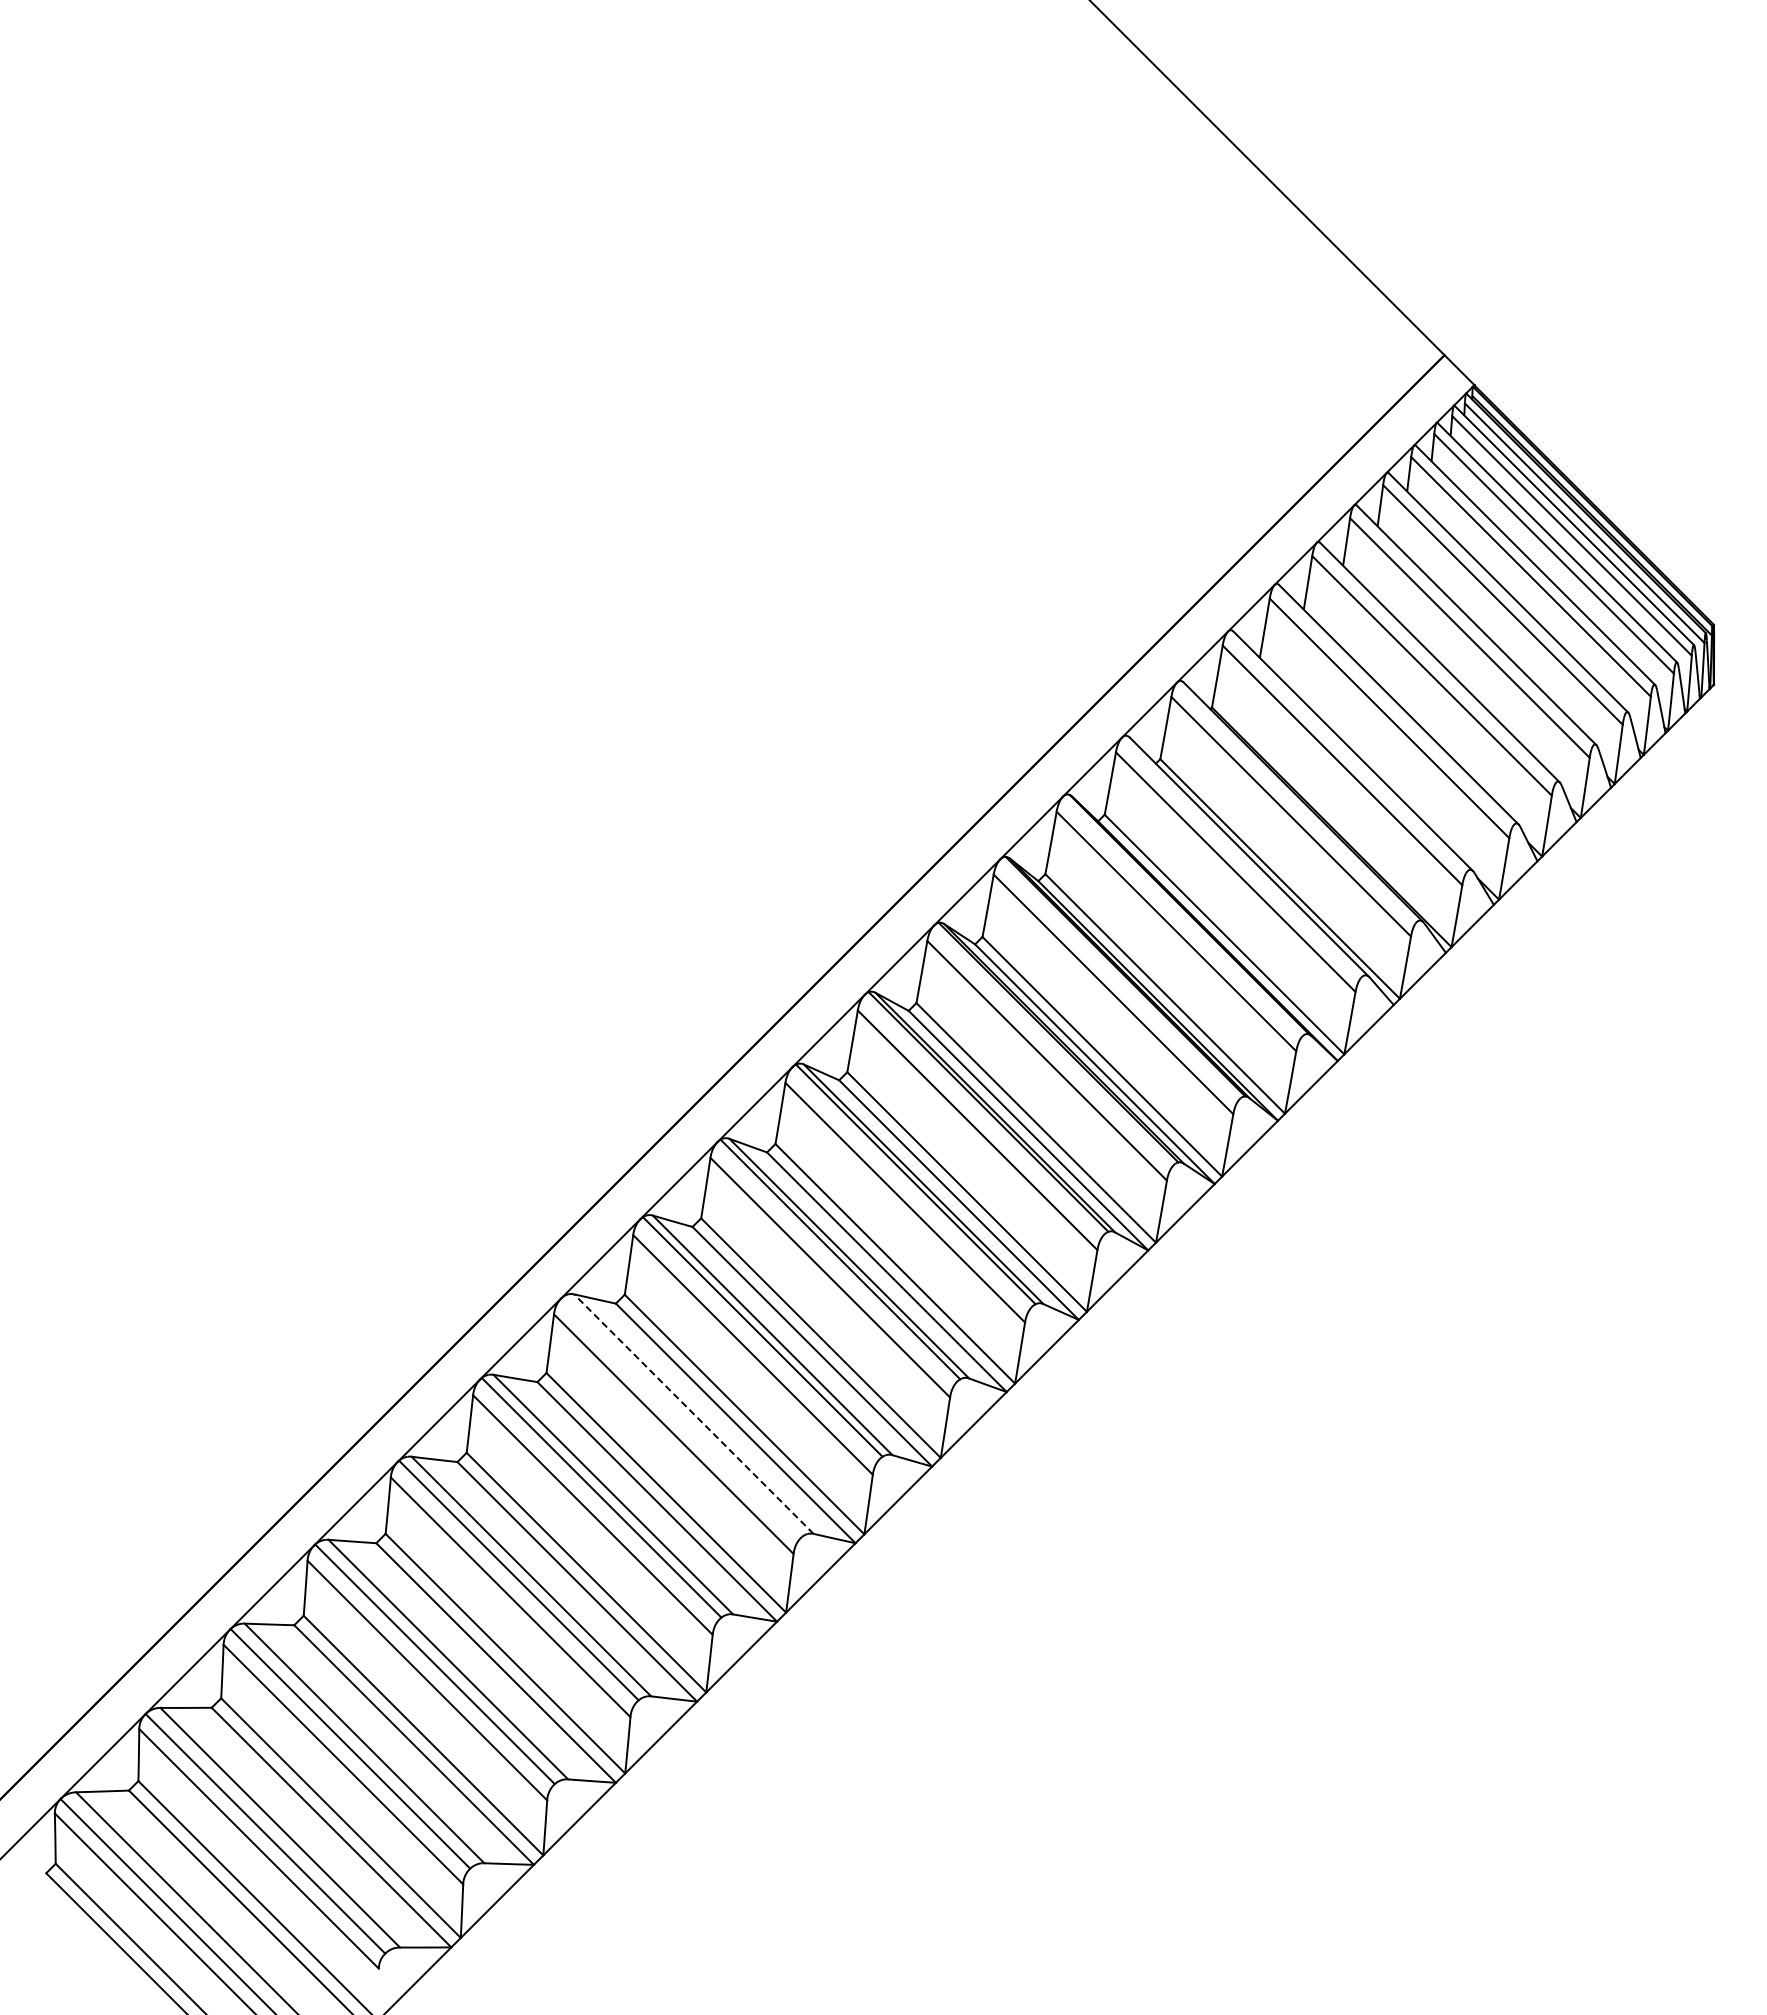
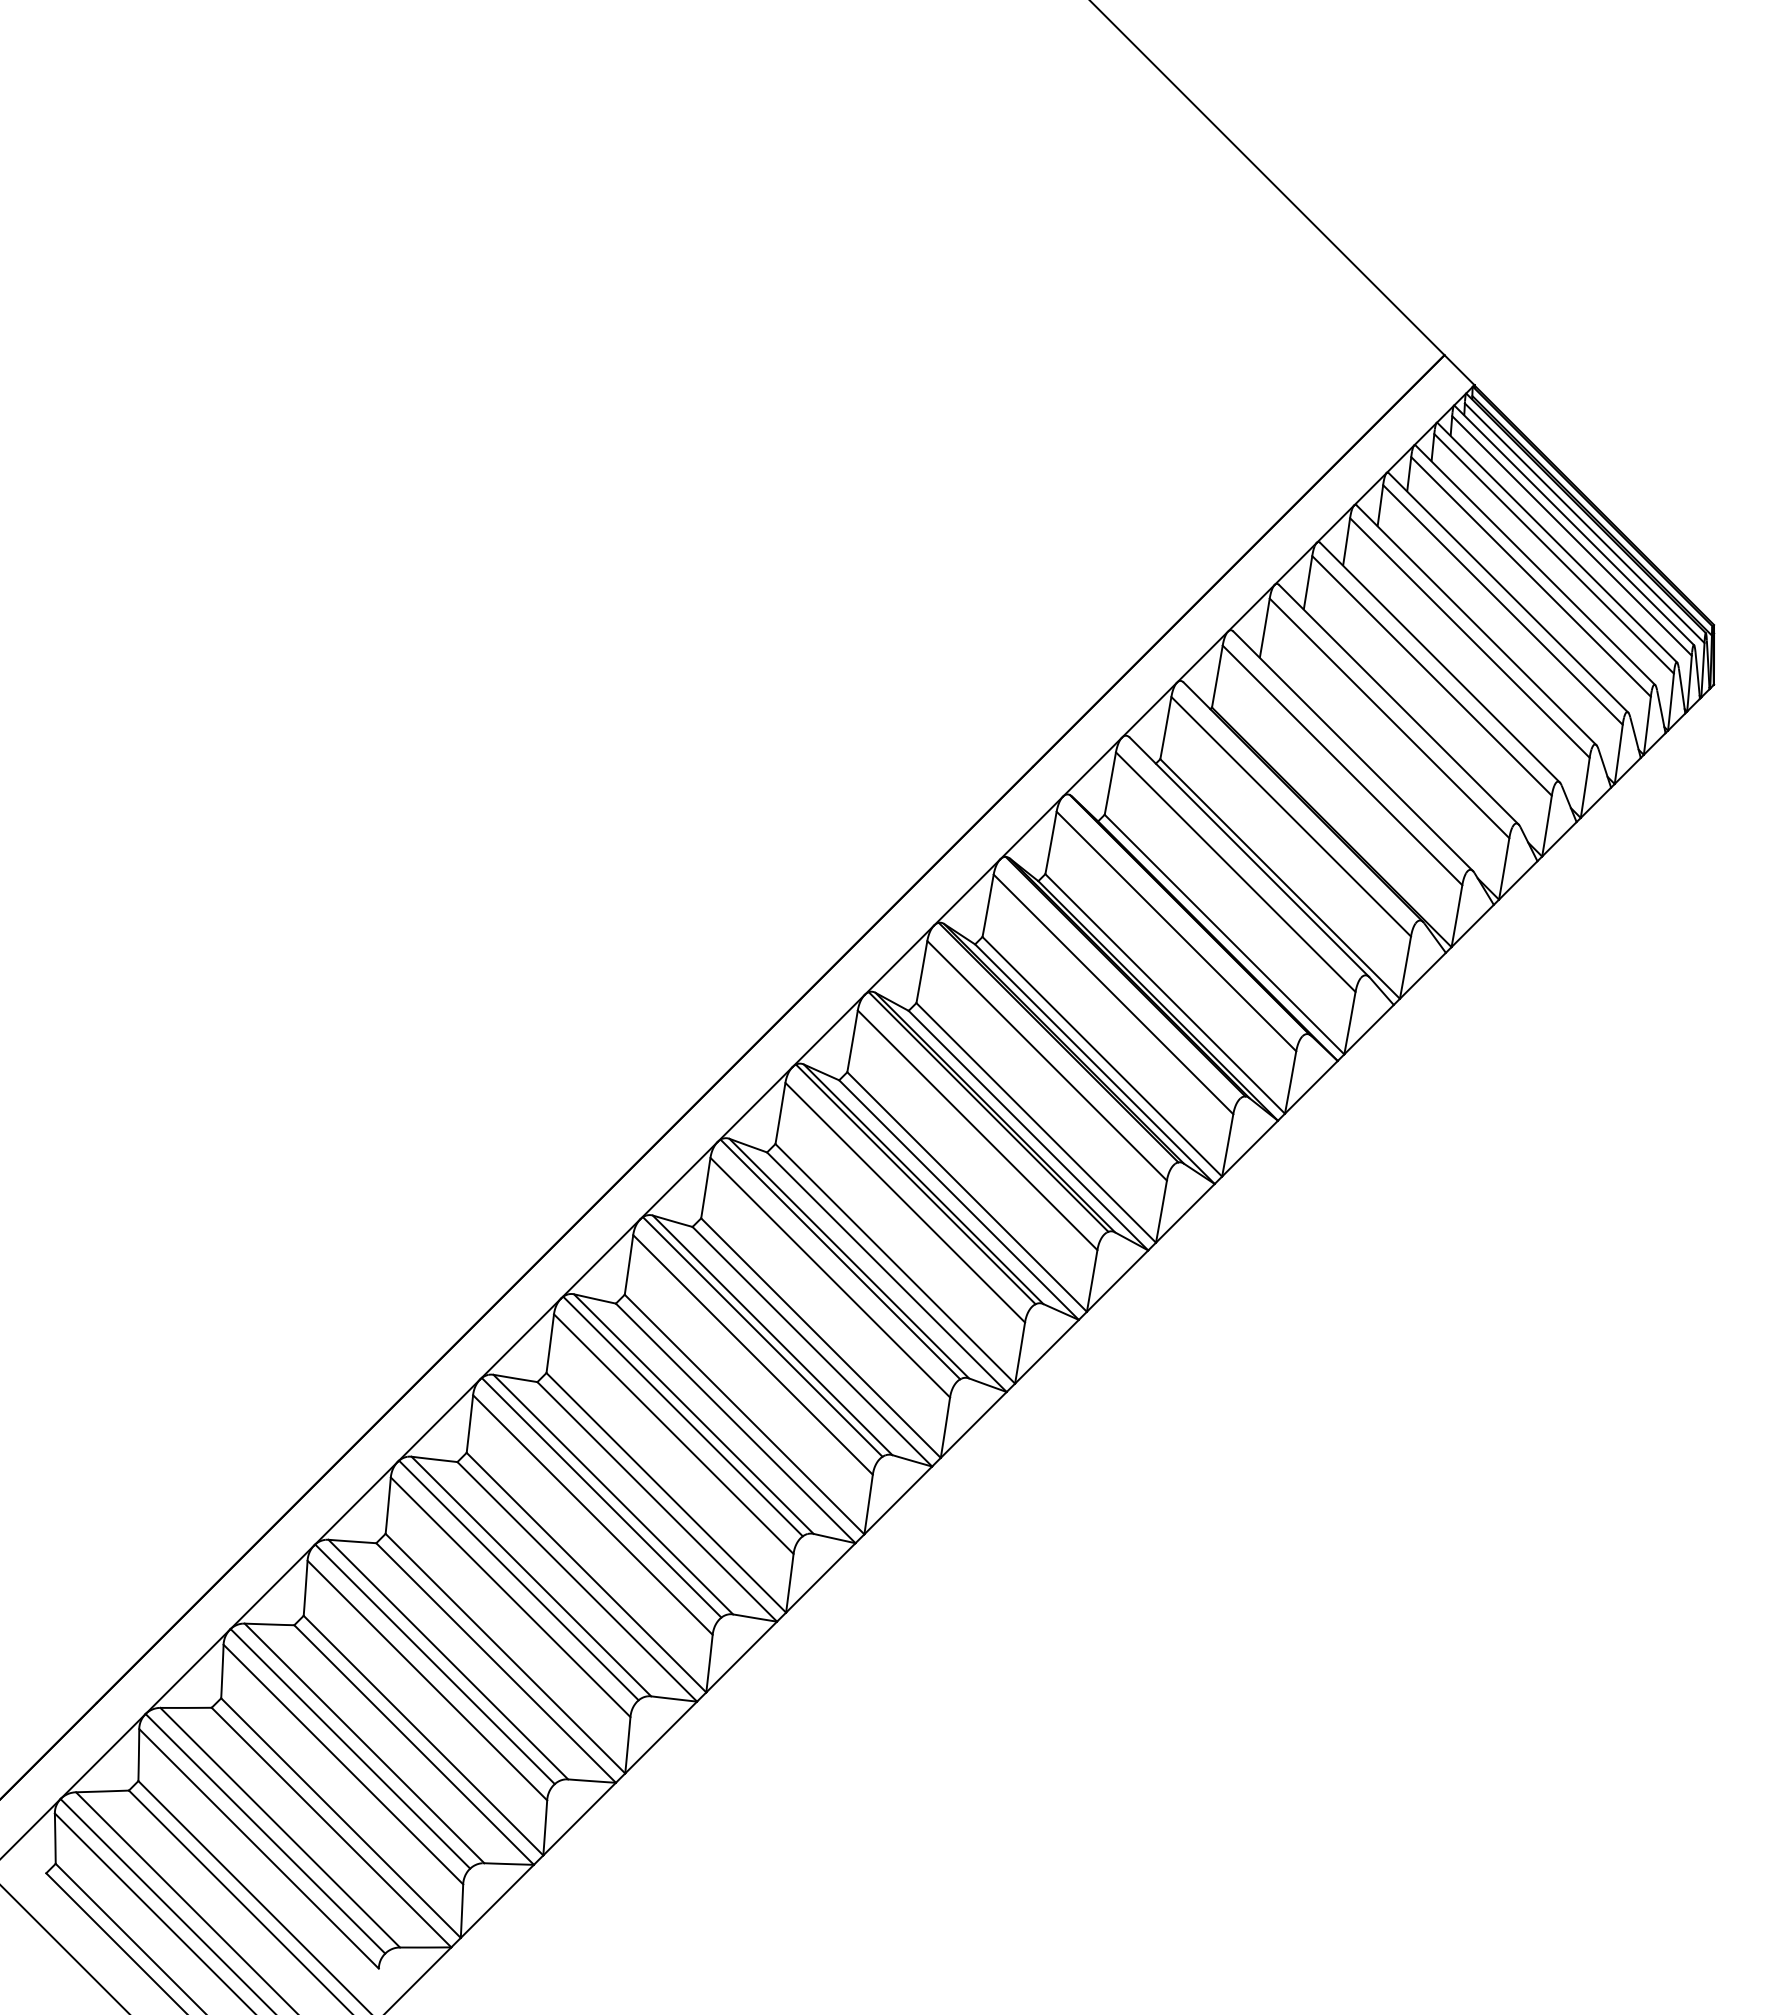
line: dashed -> solid (693, 1413)
line: none -> present (682, 1416)
line: none -> present (64, 1949)
